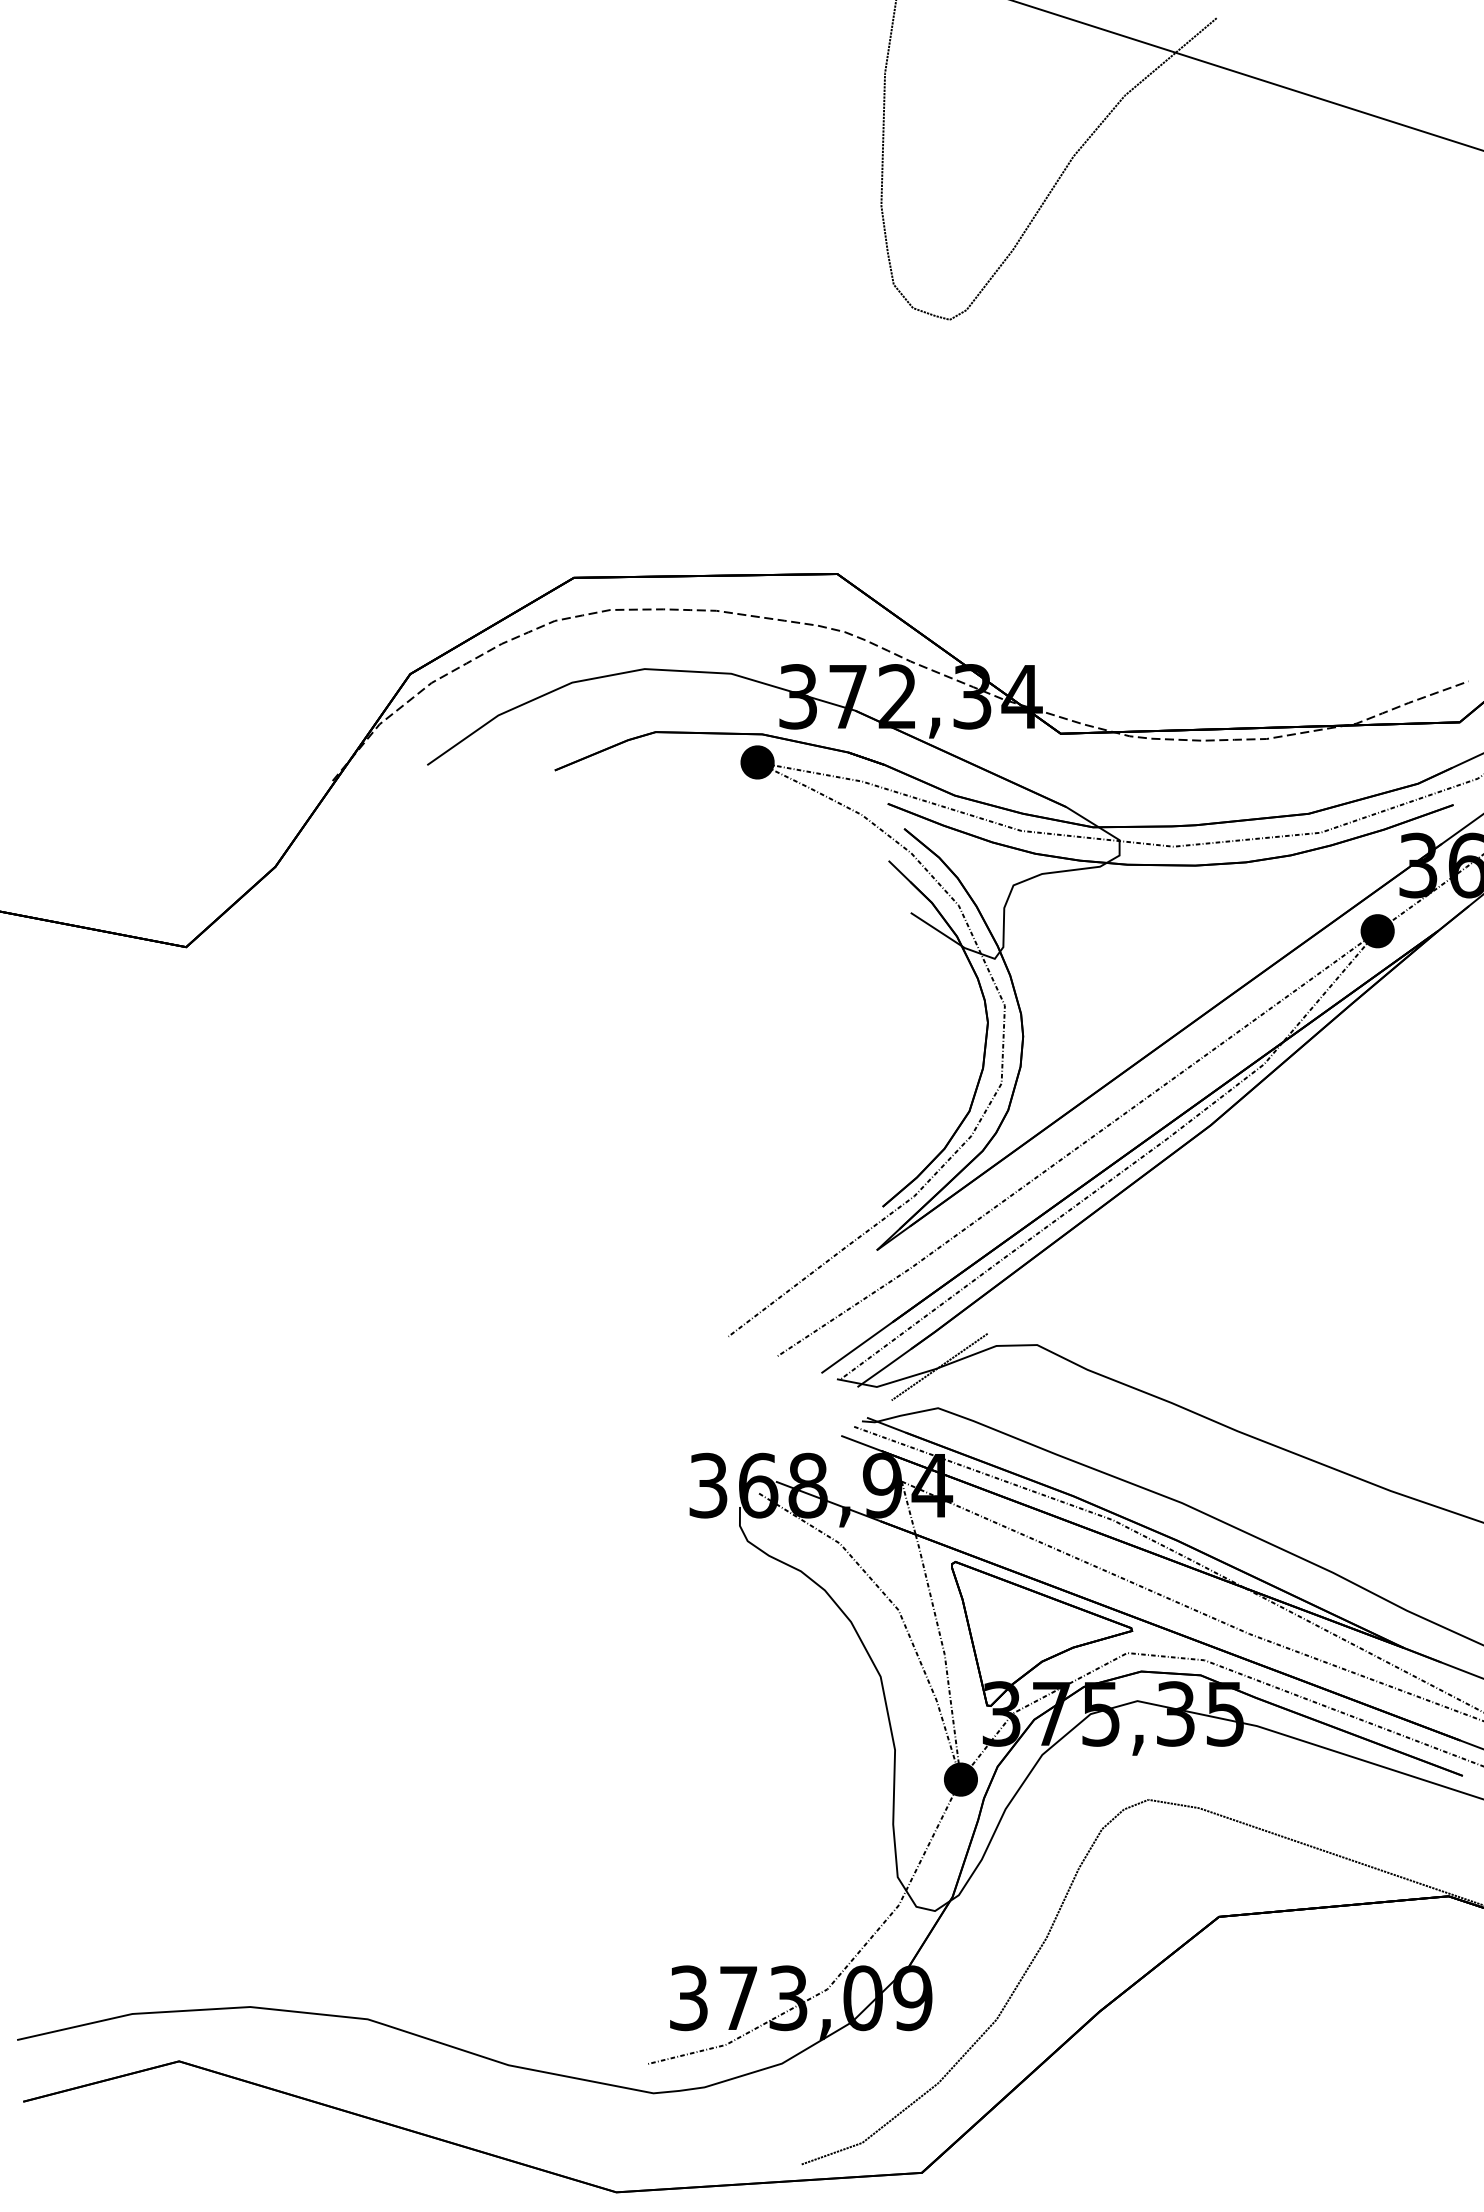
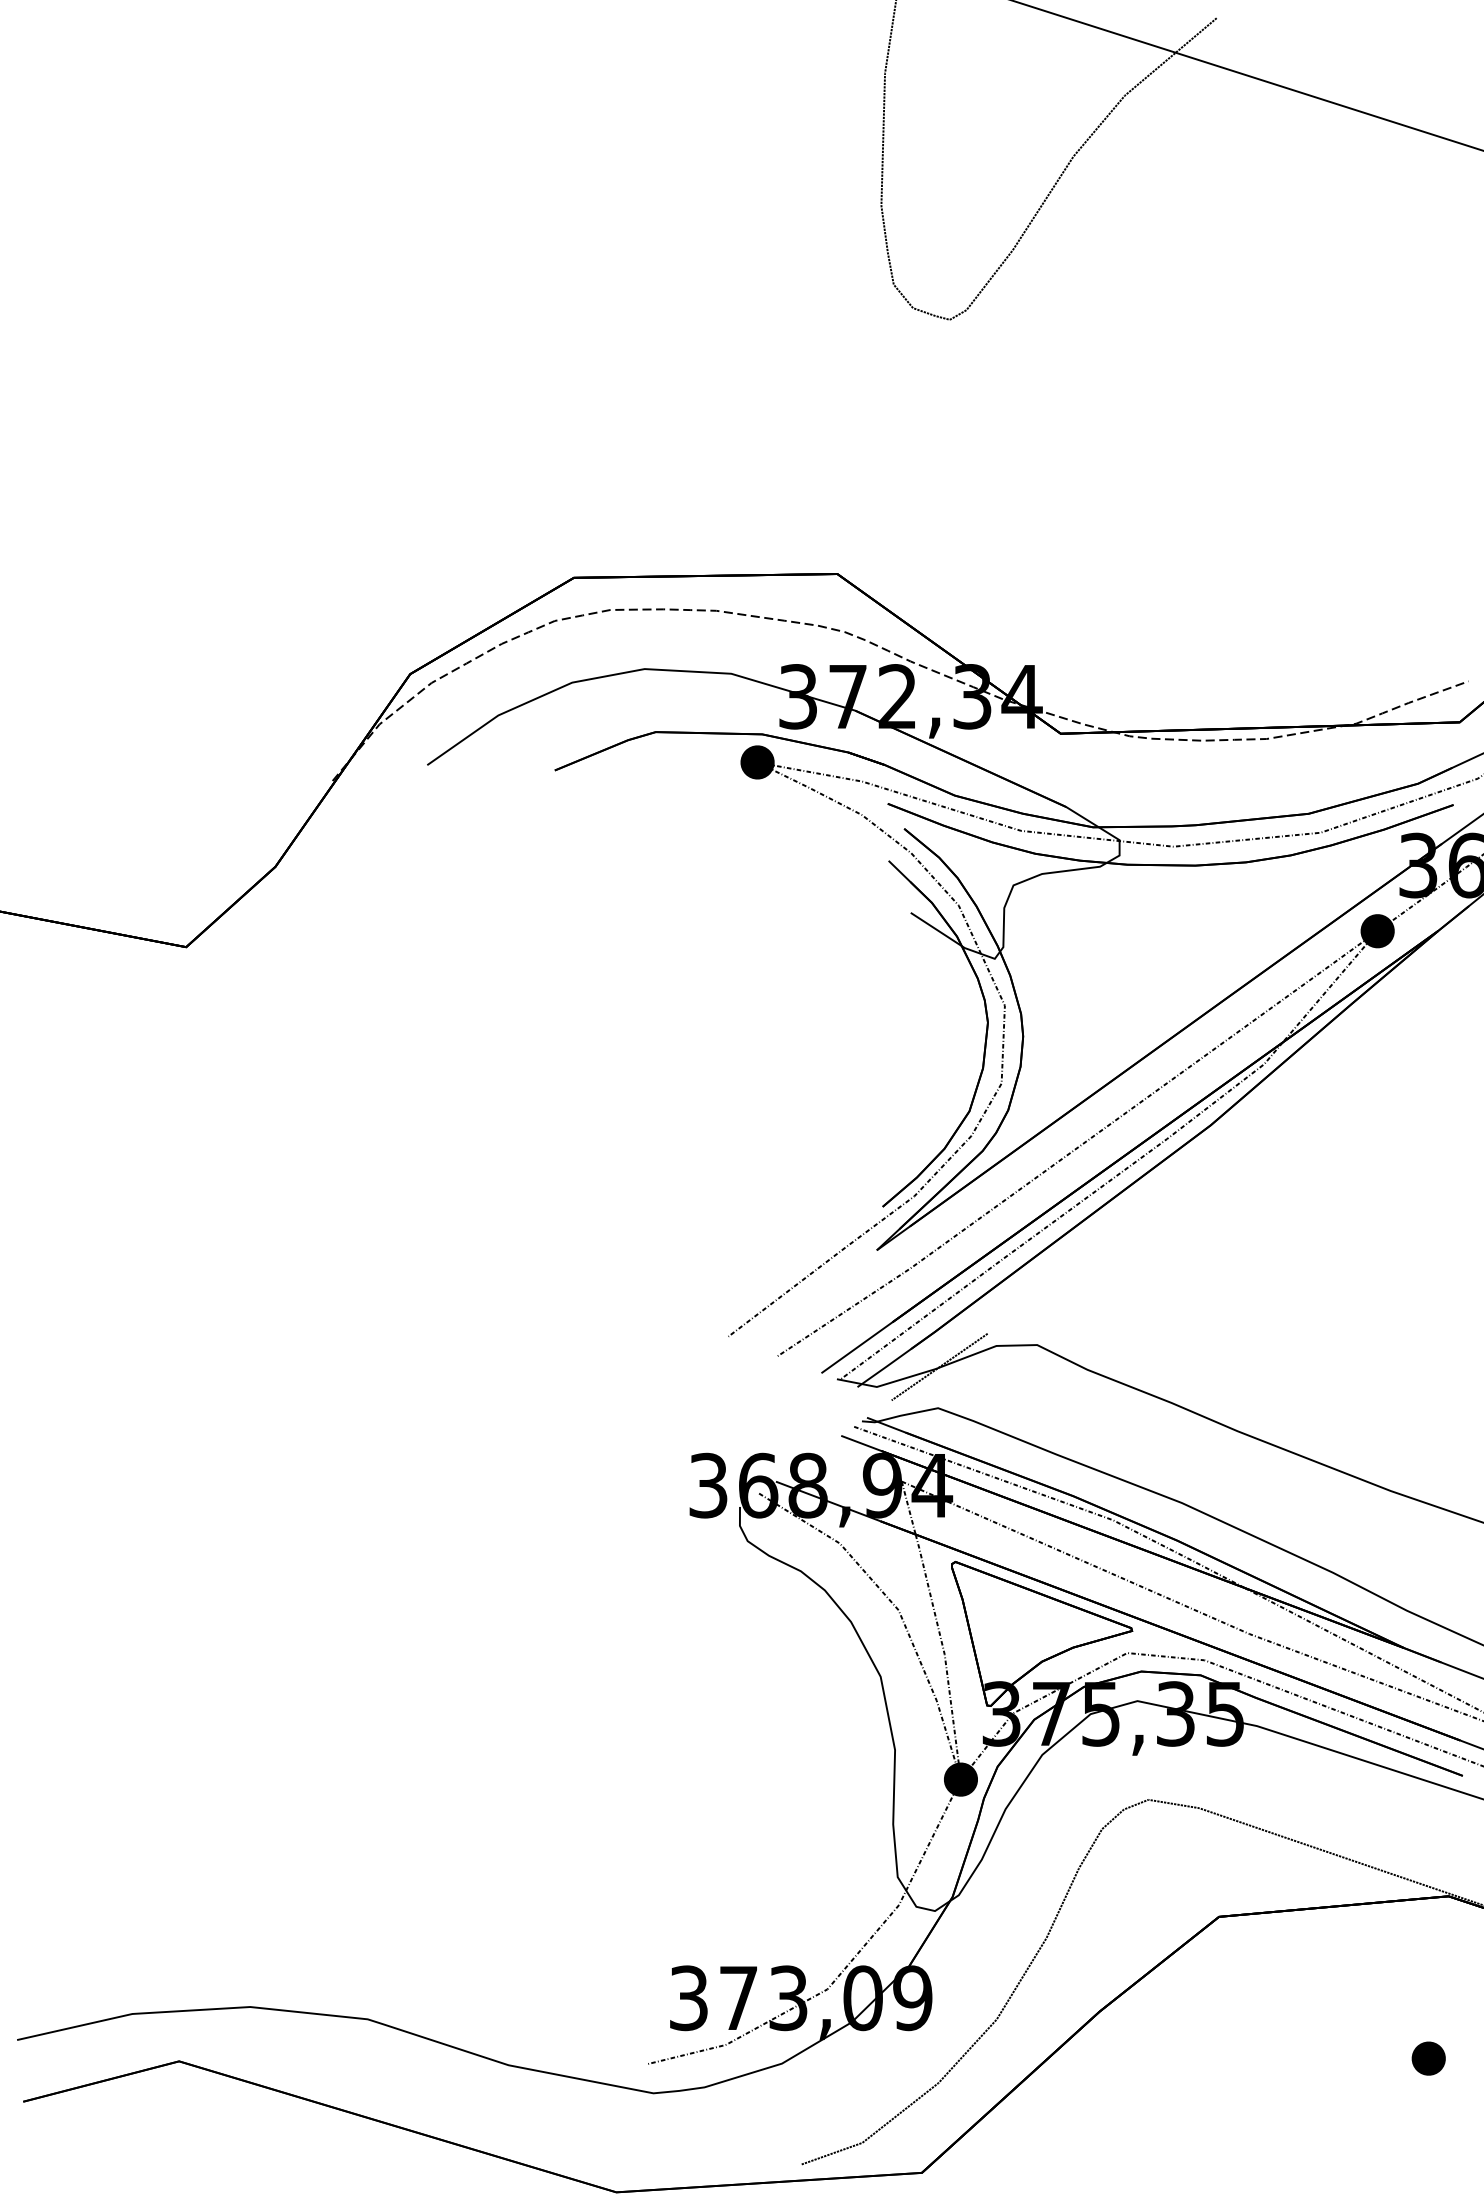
part: none -> present (1428, 2058)
